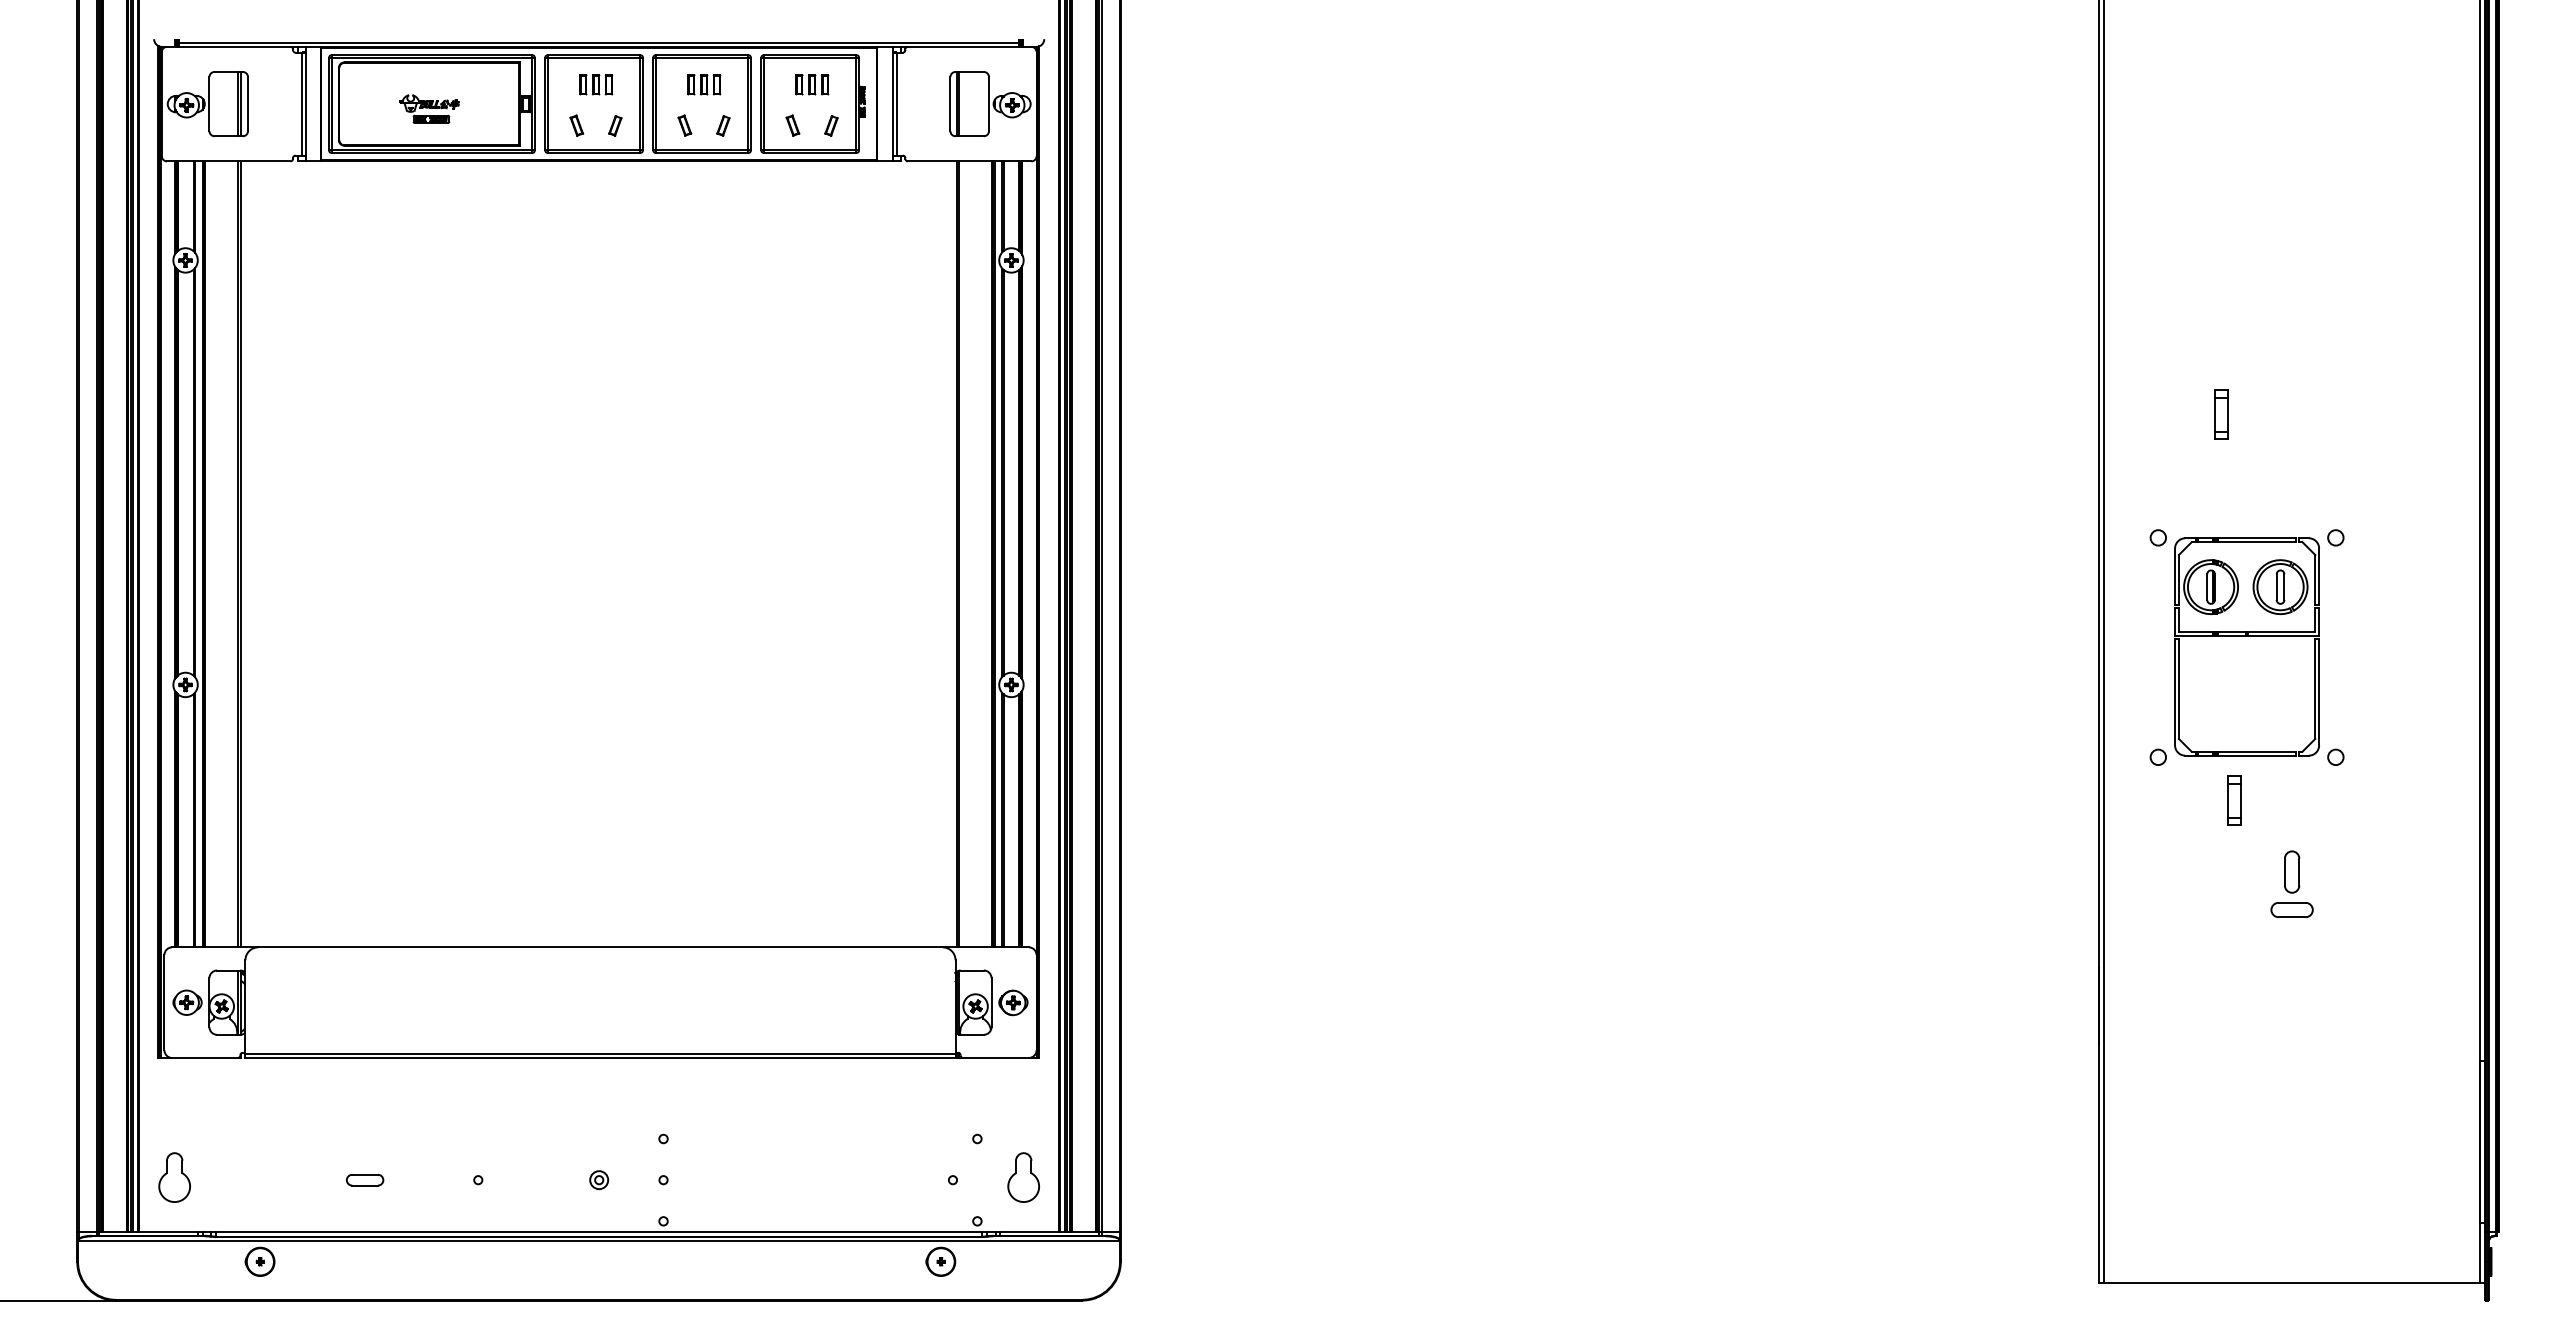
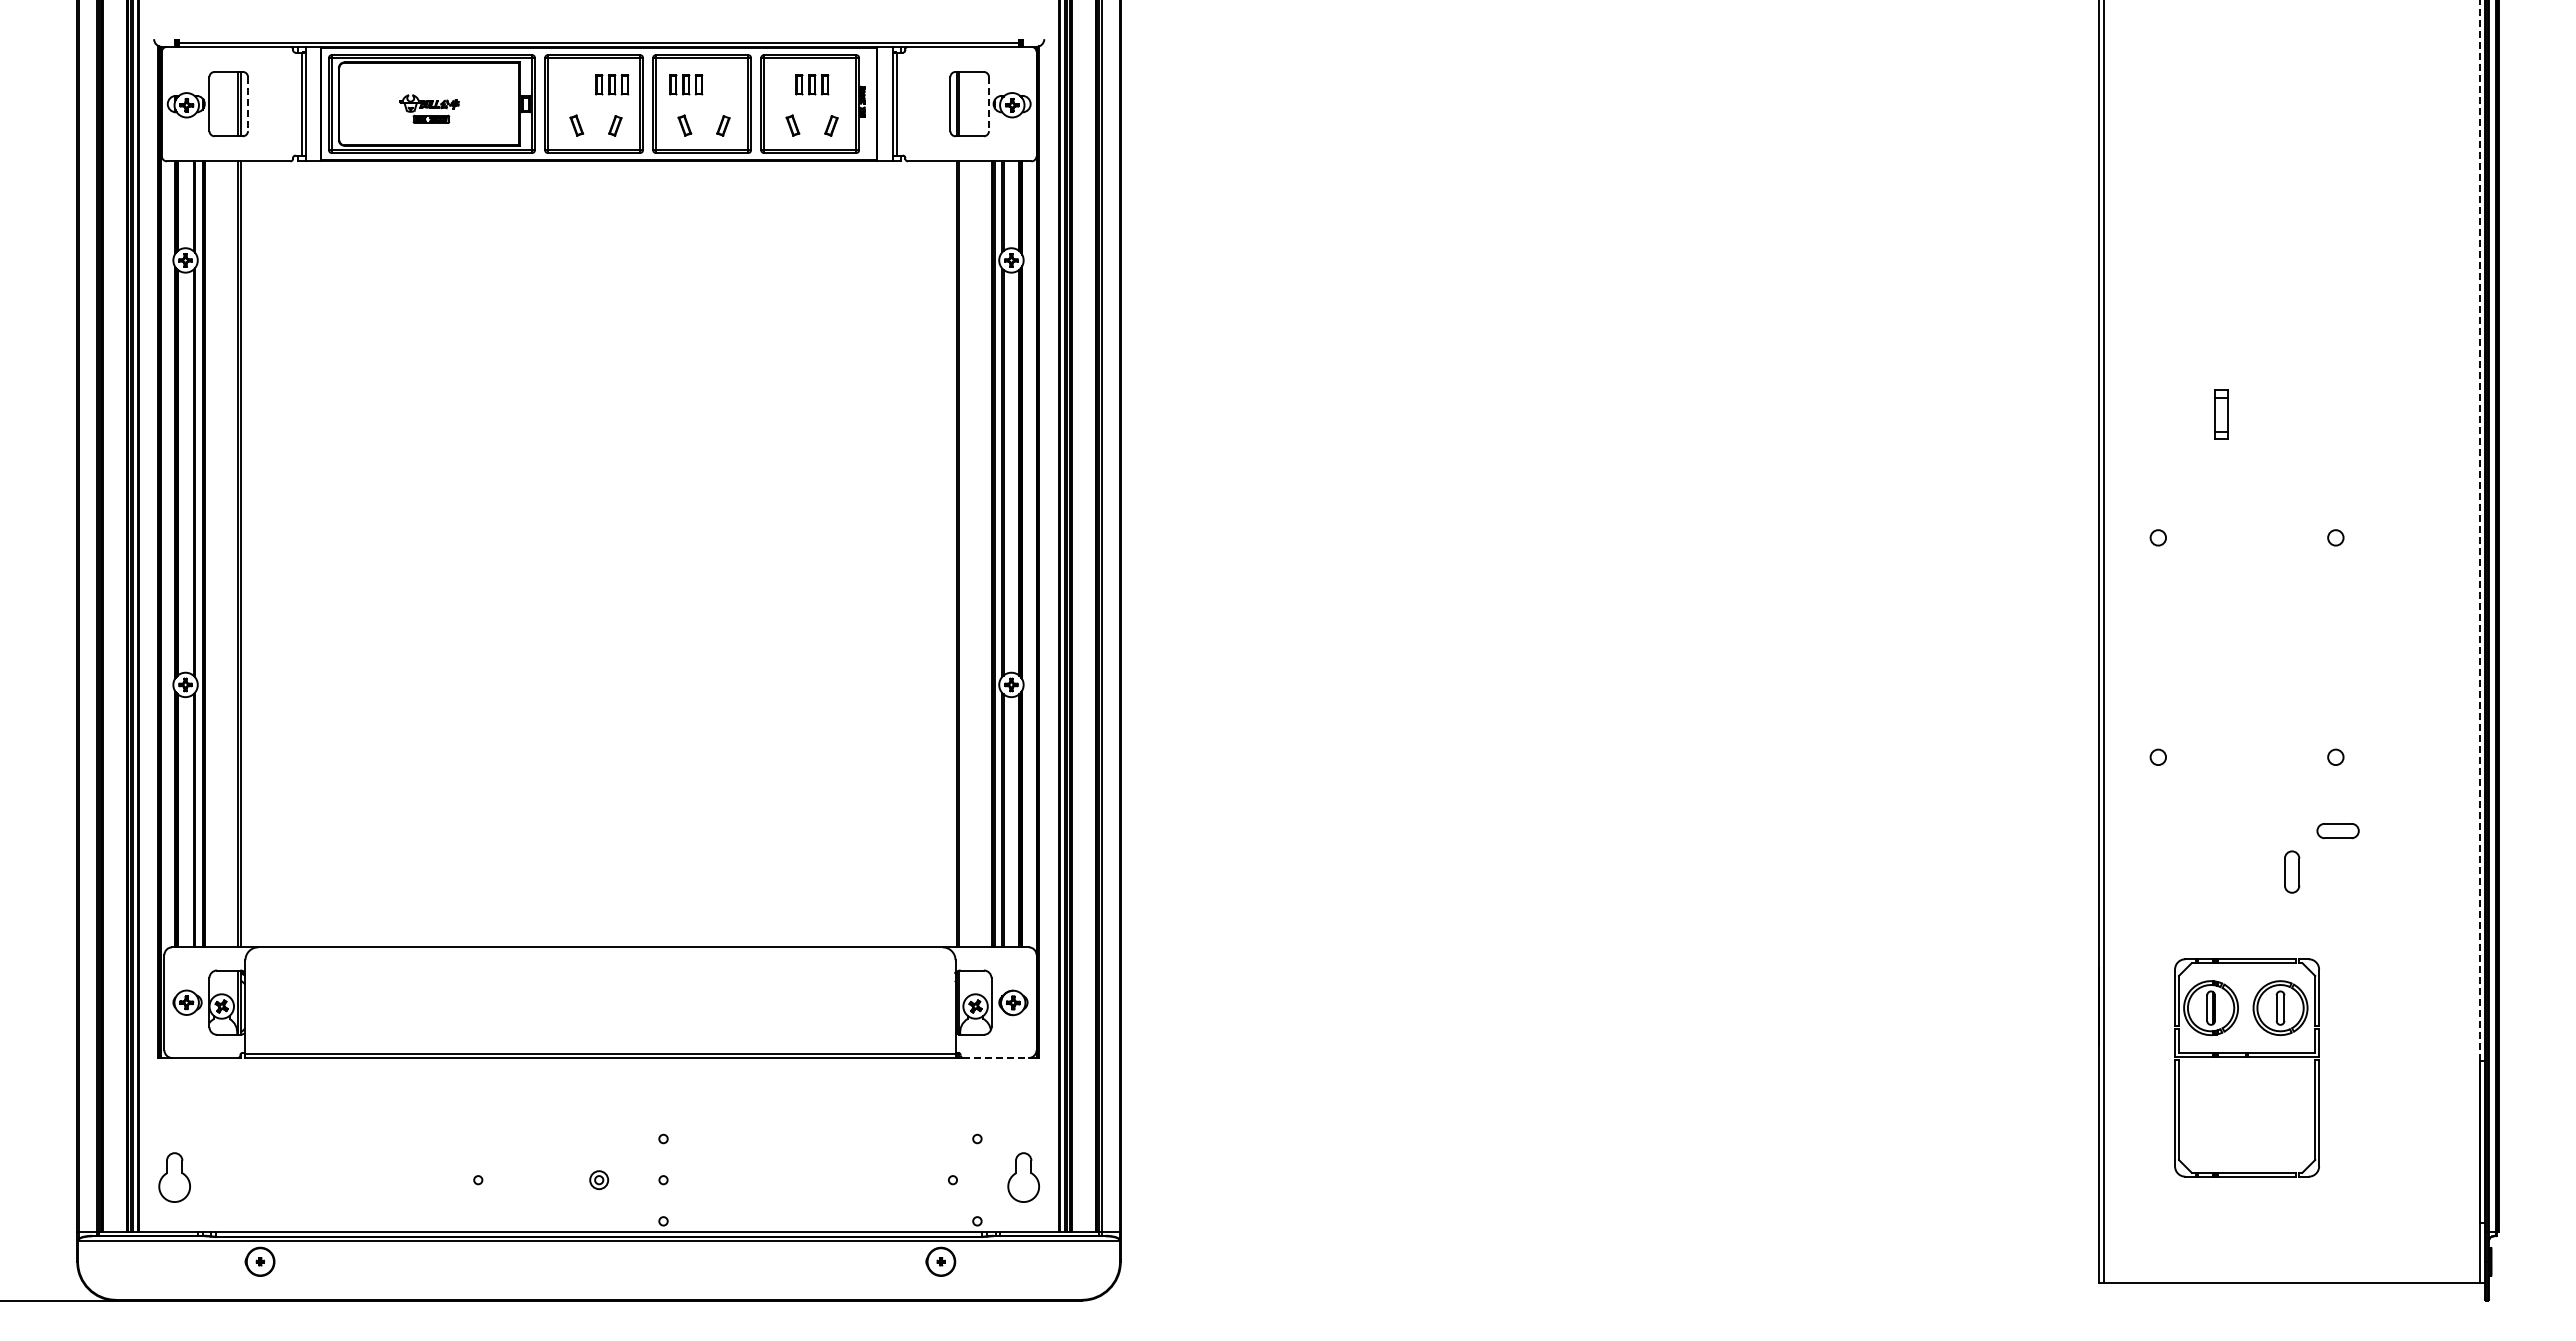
part position: (596, 84) -> (612, 84) (612, 84)
part position: (704, 84) -> (686, 84) (686, 84)
line: solid -> dashed (248, 104)
line: solid -> dashed (988, 104)
line: solid -> dashed (2480, 530)
part position: (2246, 636) -> (2246, 1057) (2246, 1057)
part: present -> none (2234, 800)
part position: (2291, 910) -> (2337, 831) (2337, 831)
line: solid -> dashed (996, 1057)
part: present -> none (365, 1179)
